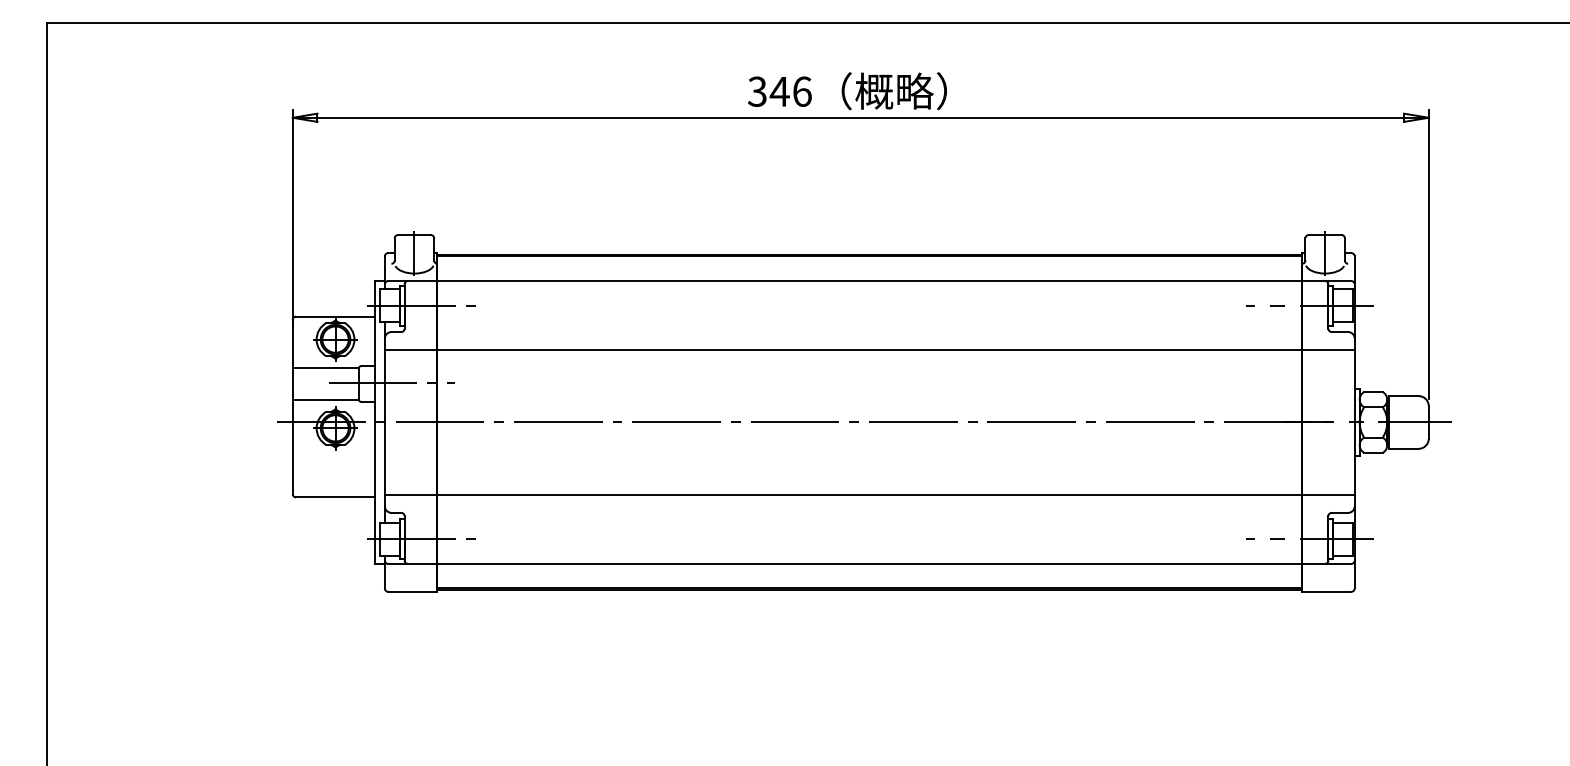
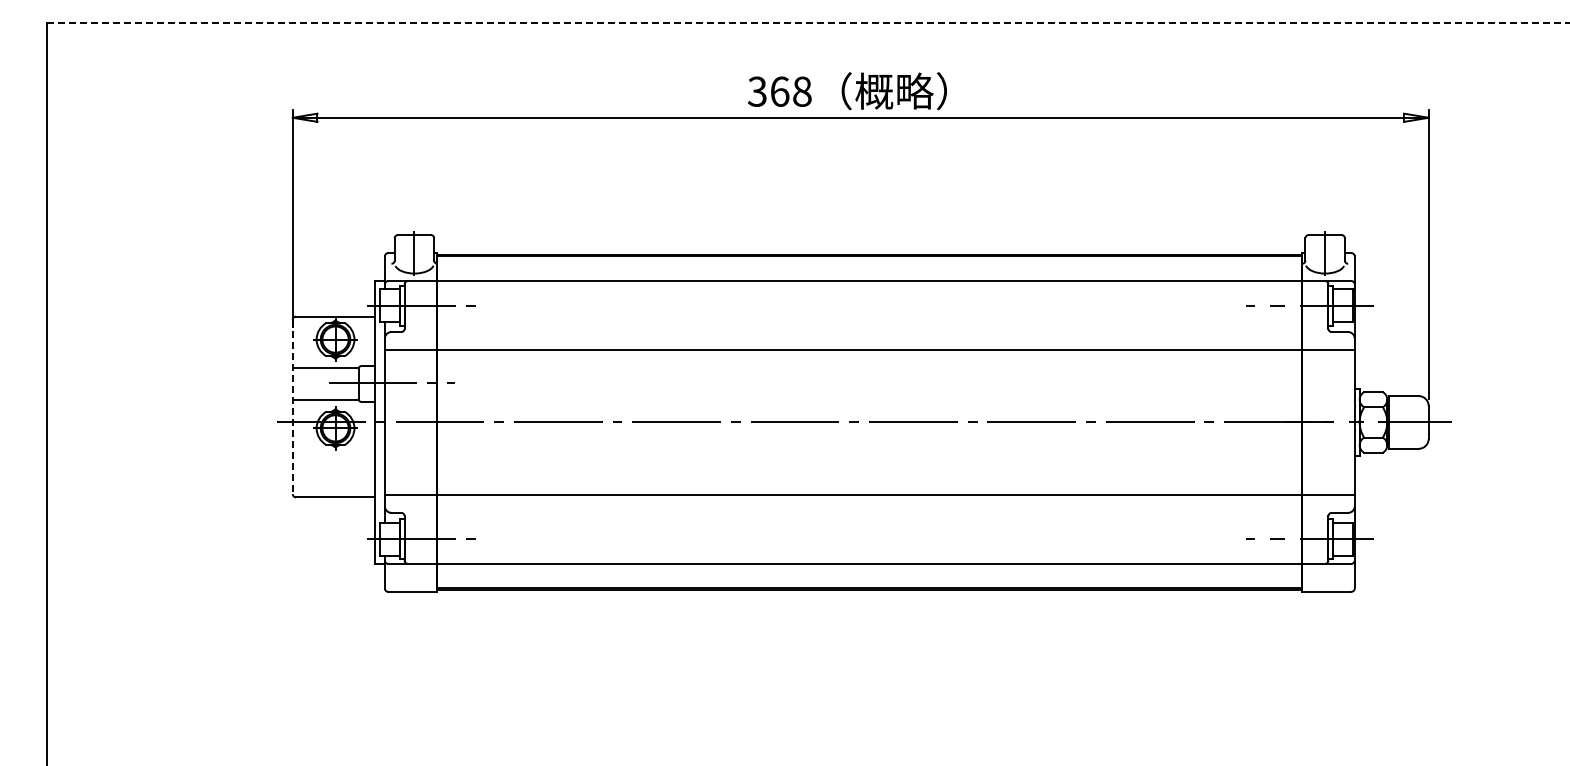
line: solid -> dashed (808, 22)
text: 346 -> 368 (790, 91)
line: solid -> dashed (292, 407)
